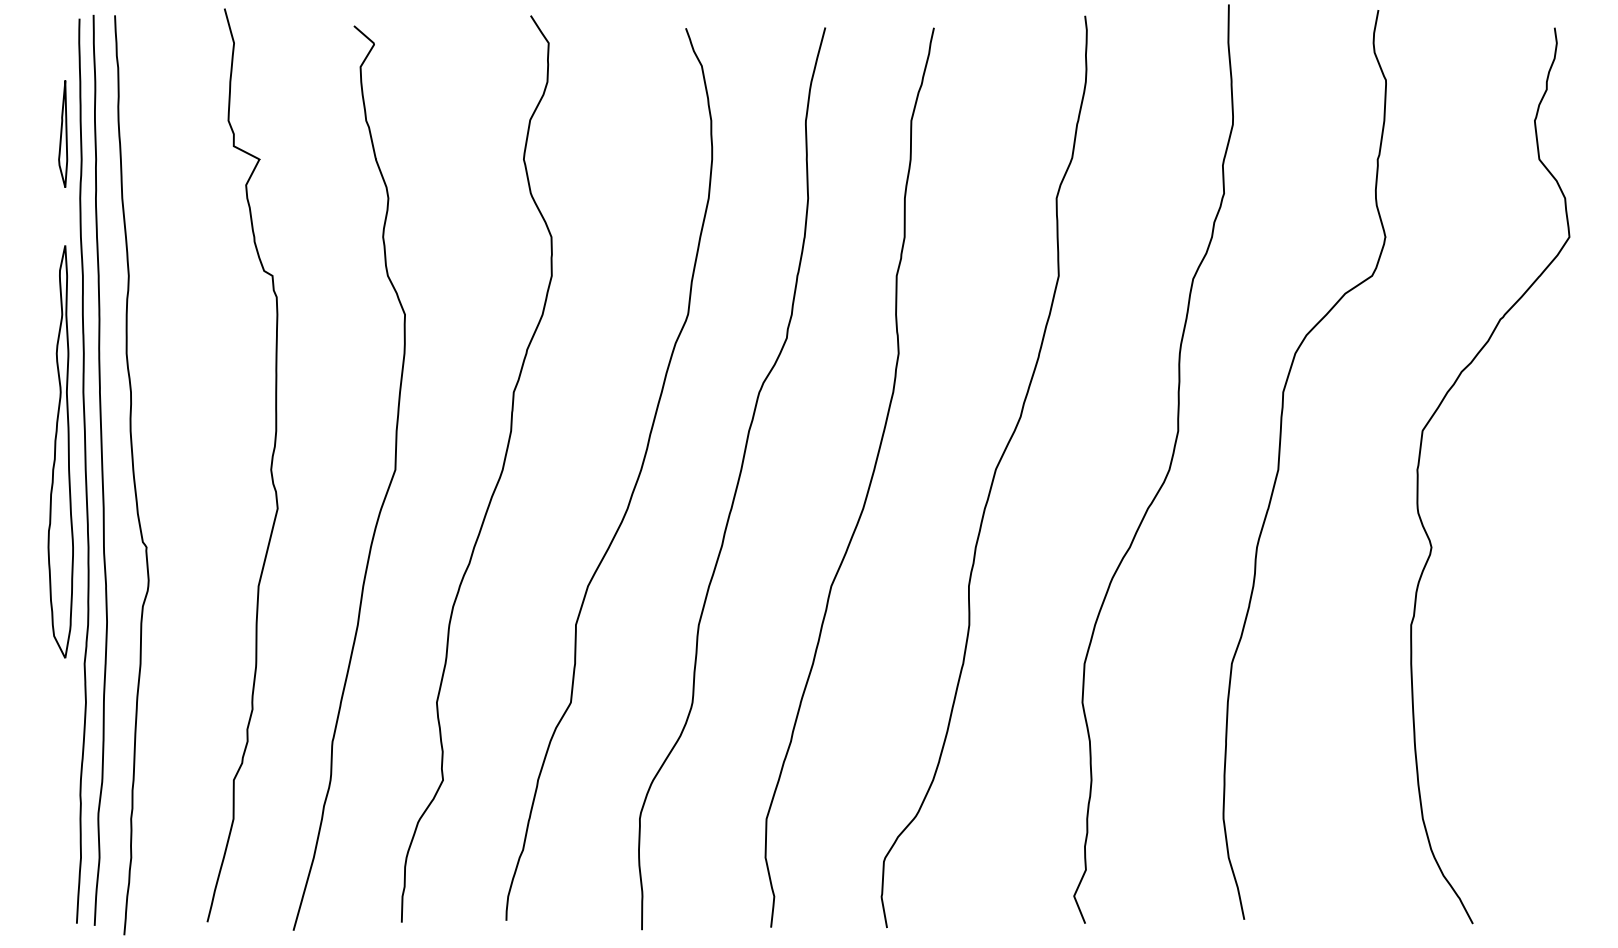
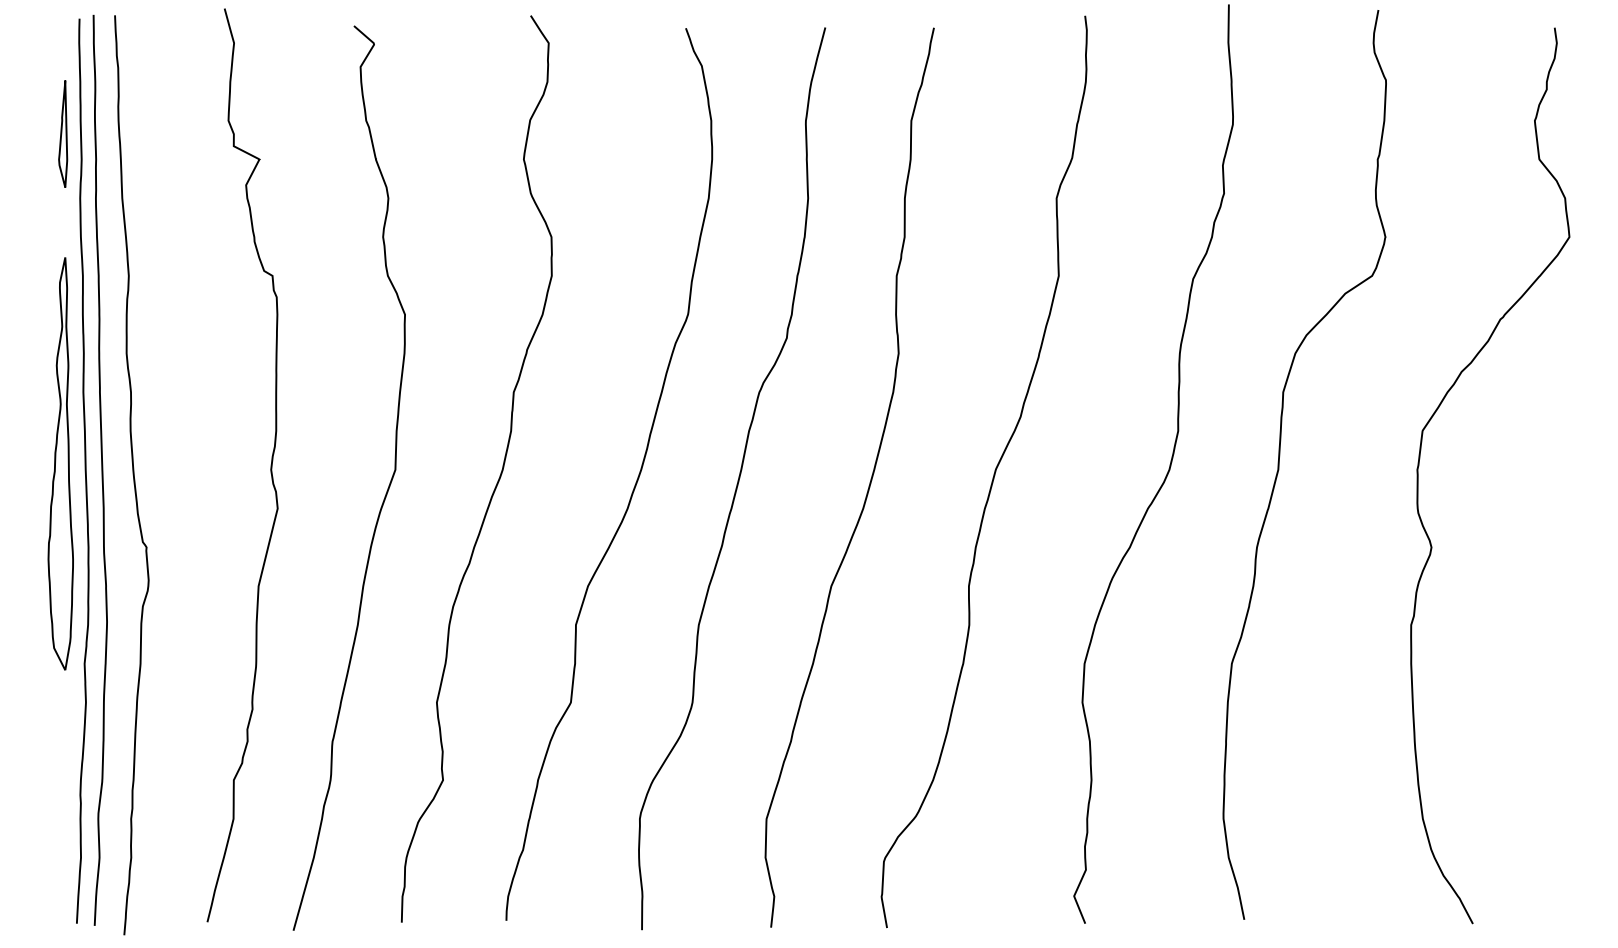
part position: (60, 451) -> (60, 463) (60, 463)
